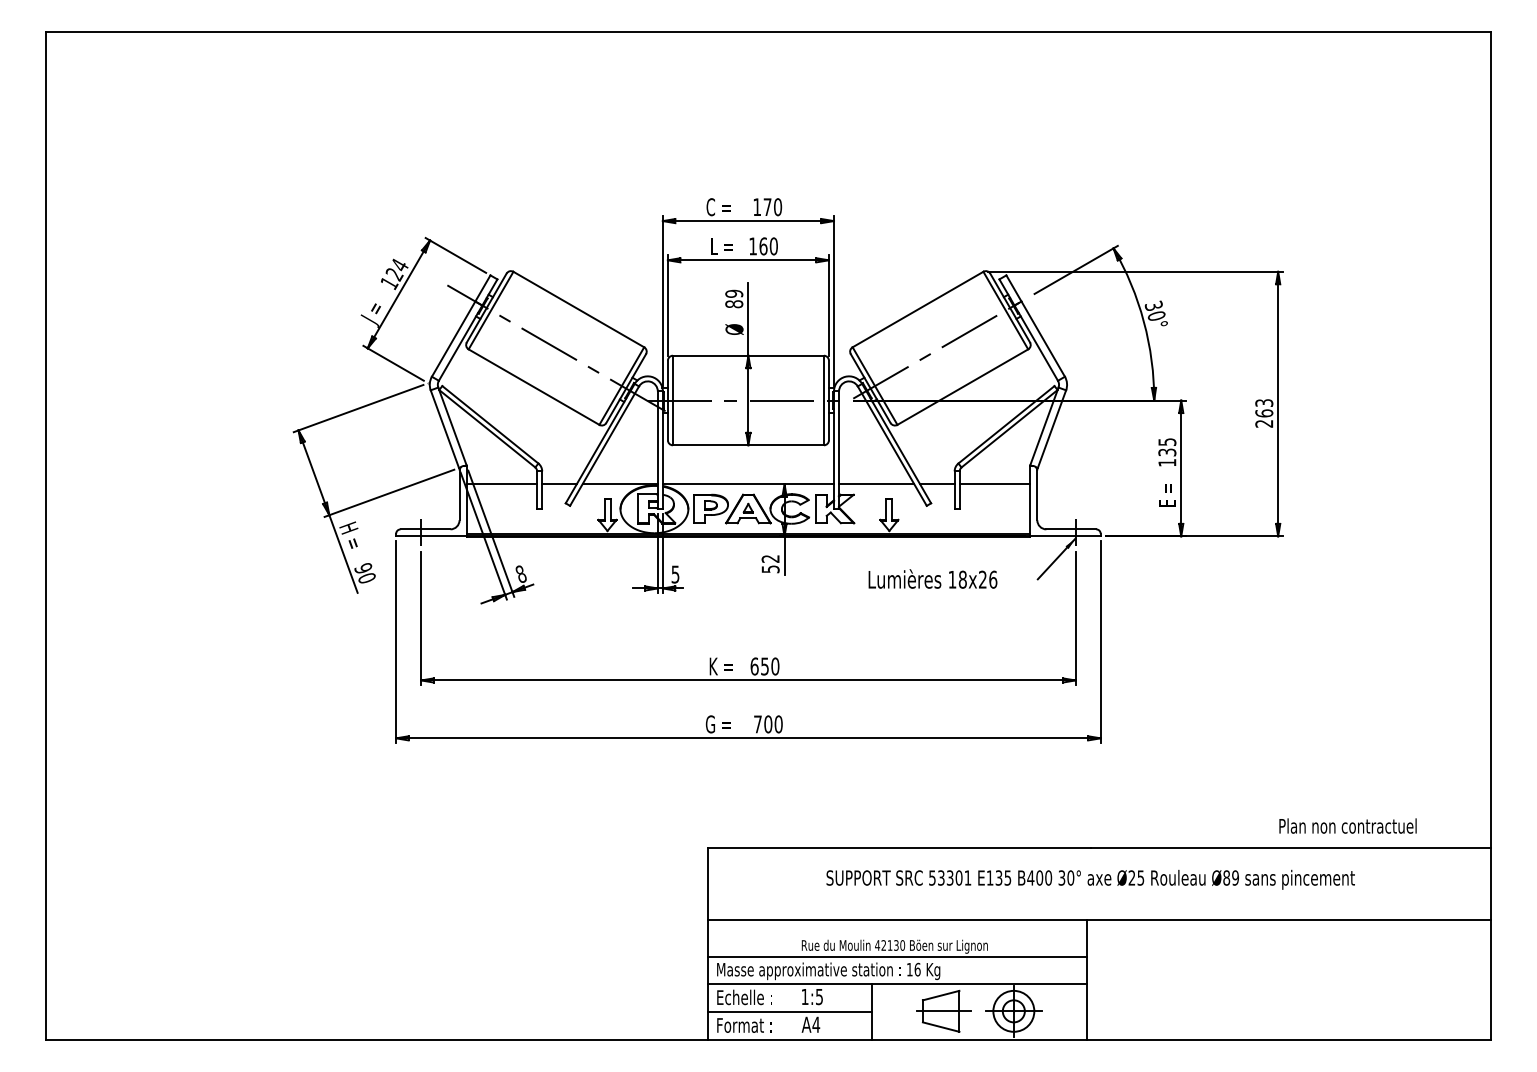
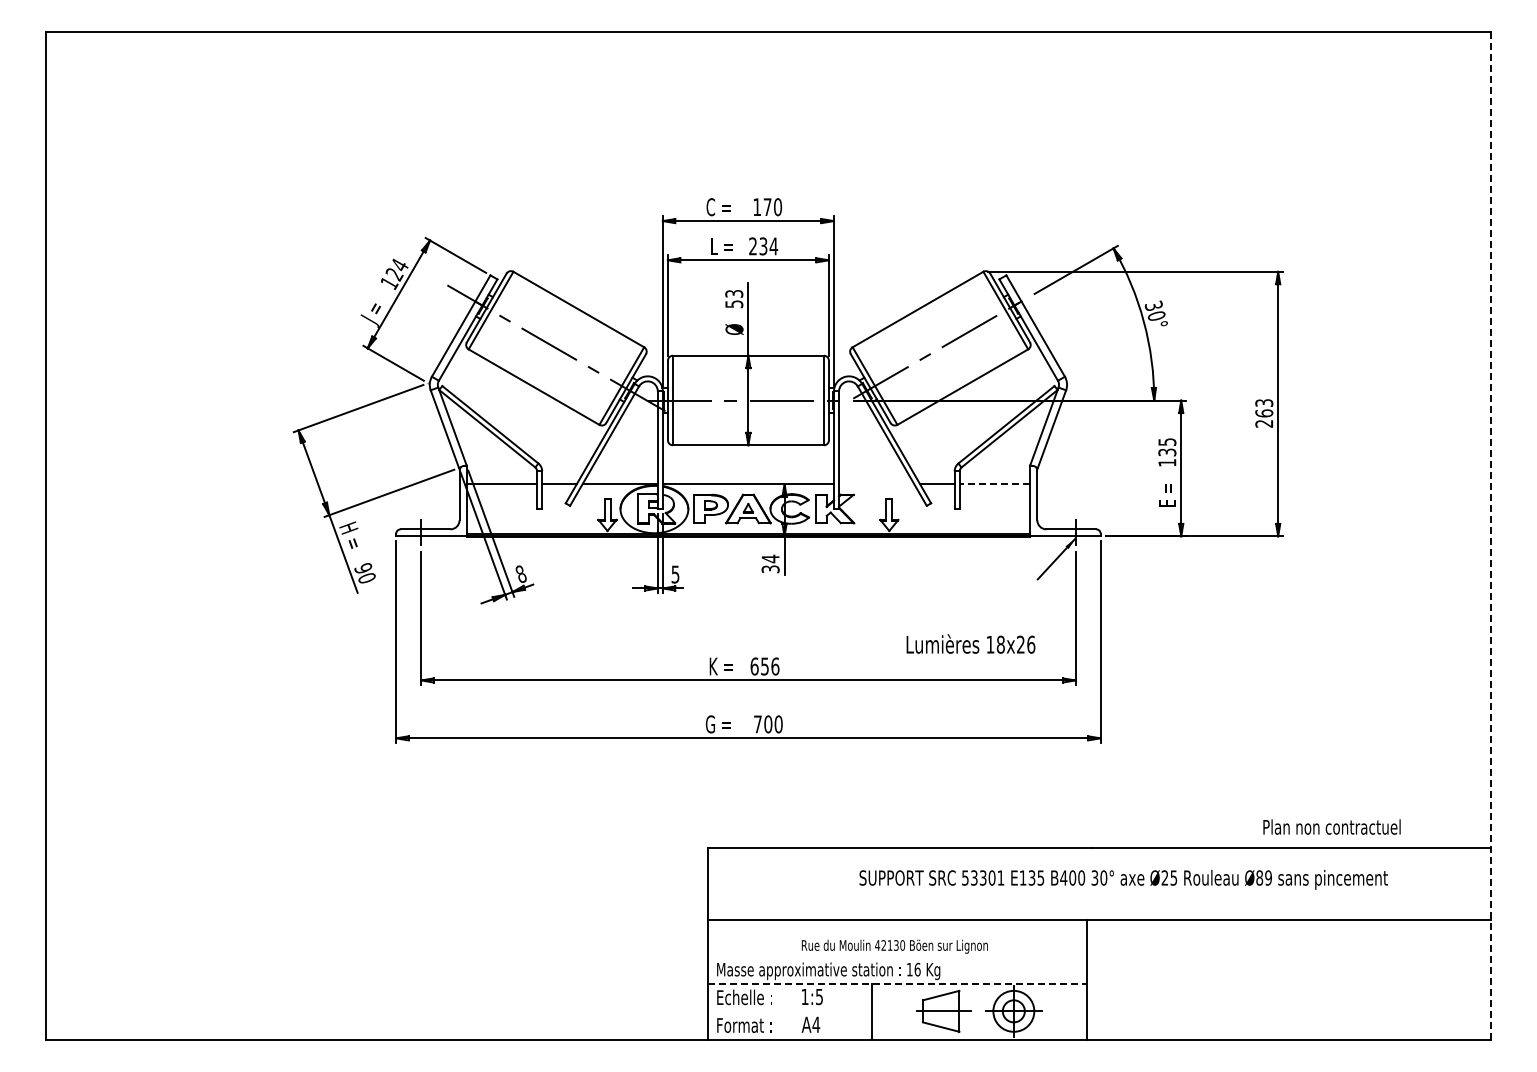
text: 160 -> 234 (763, 246)
text: 89 -> 53 (734, 298)
line: present -> none (876, 484)
line: solid -> dashed (994, 484)
line: solid -> dashed (1490, 536)
text: 52 -> 34 (770, 563)
text position: (932, 578) -> (970, 643) (970, 643)
text: 650 -> 656 (775, 666)
text position: (1347, 825) -> (1331, 826) (1331, 826)
text position: (1090, 879) -> (1123, 879) (1123, 879)
line: present -> none (896, 956)
line: solid -> dashed (897, 984)
line: present -> none (789, 1011)
